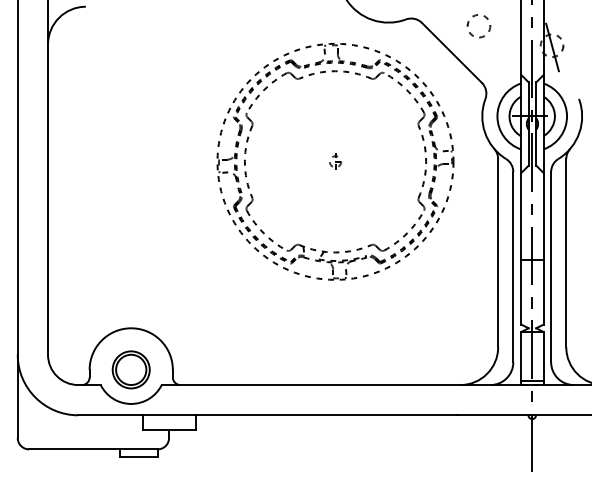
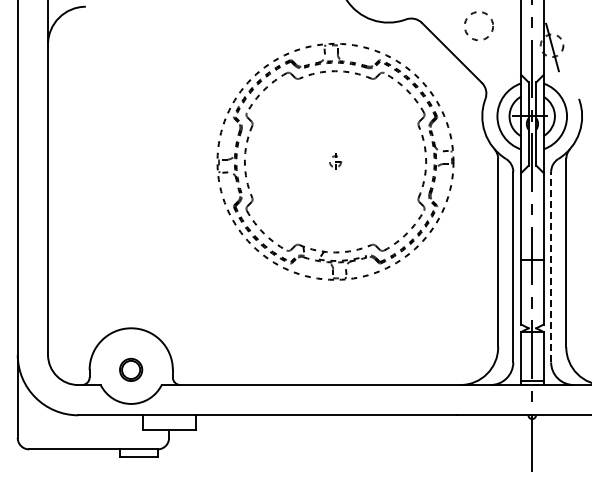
circle size: 26x25 px -> 30x31 px (478, 26)
line: solid -> dashed (551, 266)
part size: 40x40 px -> 25x25 px (131, 369)
